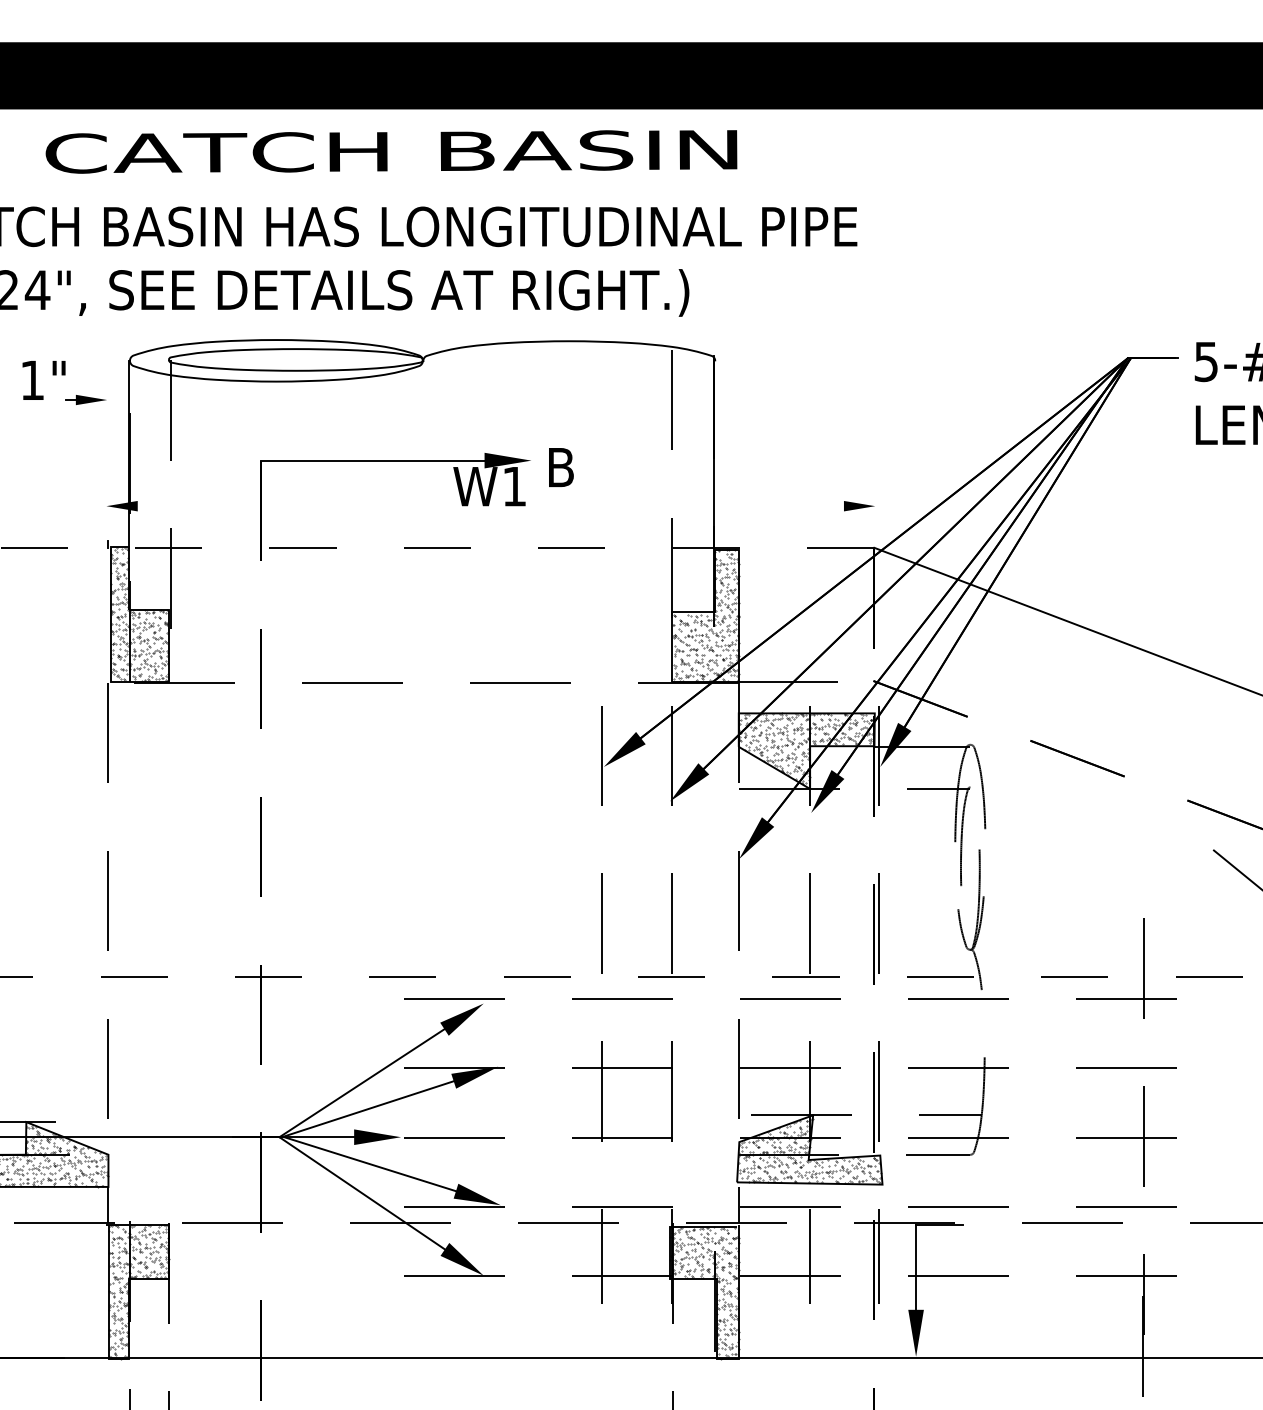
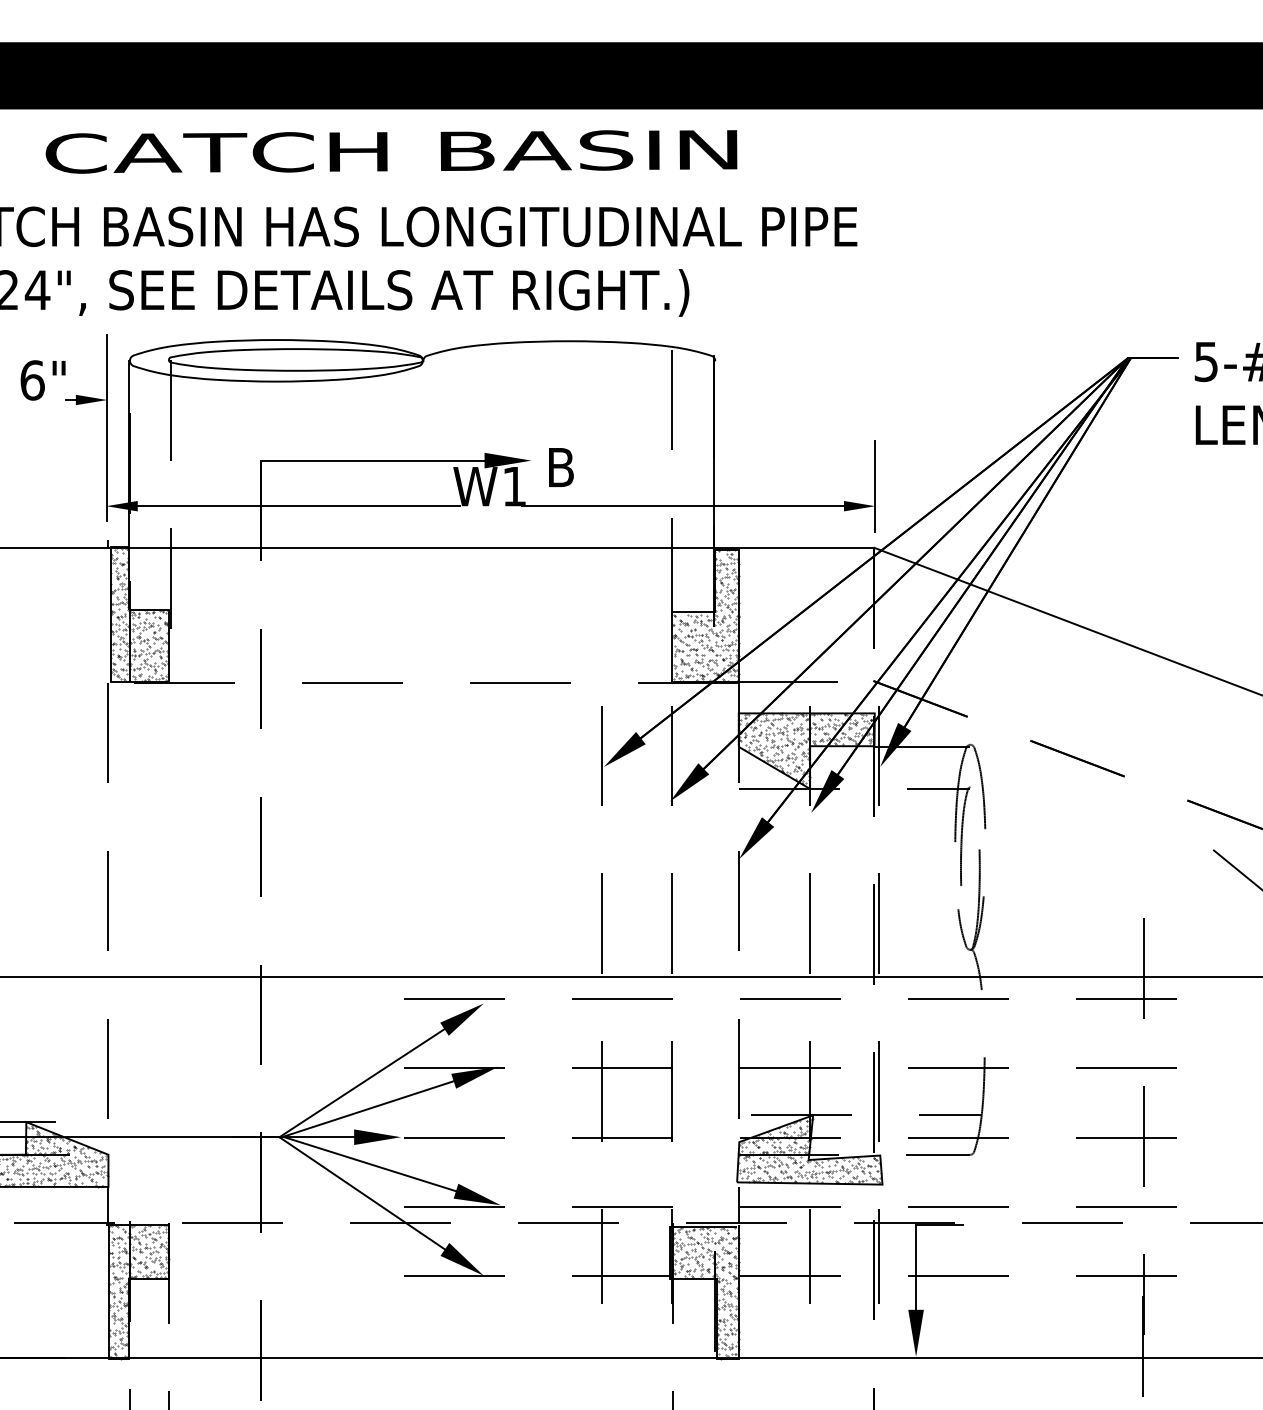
text: 1" -> 6" (32, 380)
line: none -> present (107, 427)
line: none -> present (875, 486)
line: none -> present (298, 506)
line: none -> present (682, 506)
line: dashed -> solid (437, 547)
line: dashed -> solid (632, 977)
